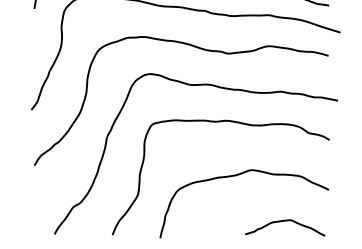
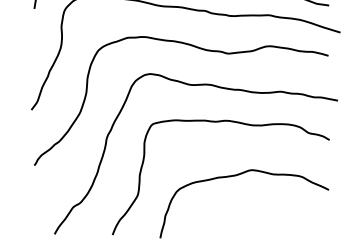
curve: present -> none (285, 221)
